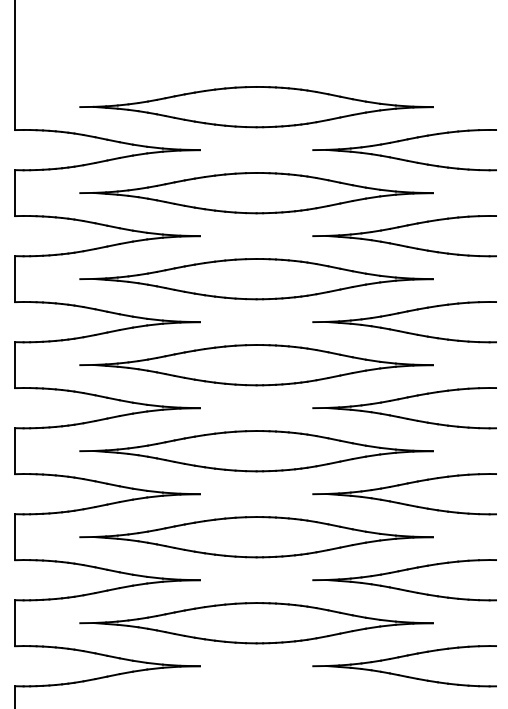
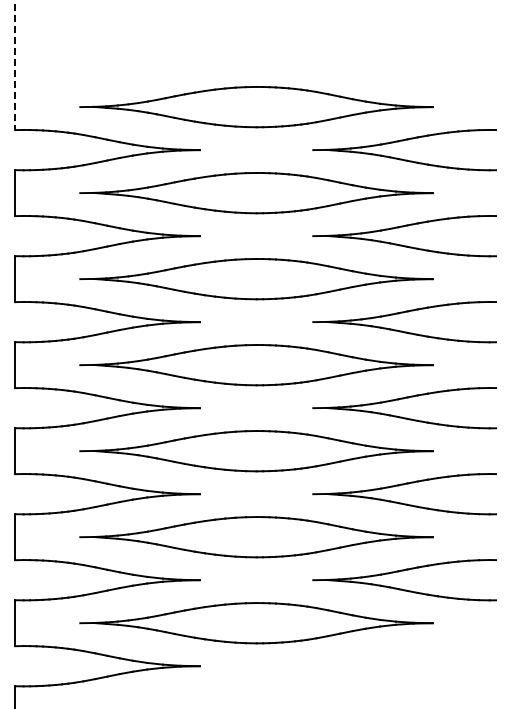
line: solid -> dashed (15, 65)
part: present -> none (401, 674)
